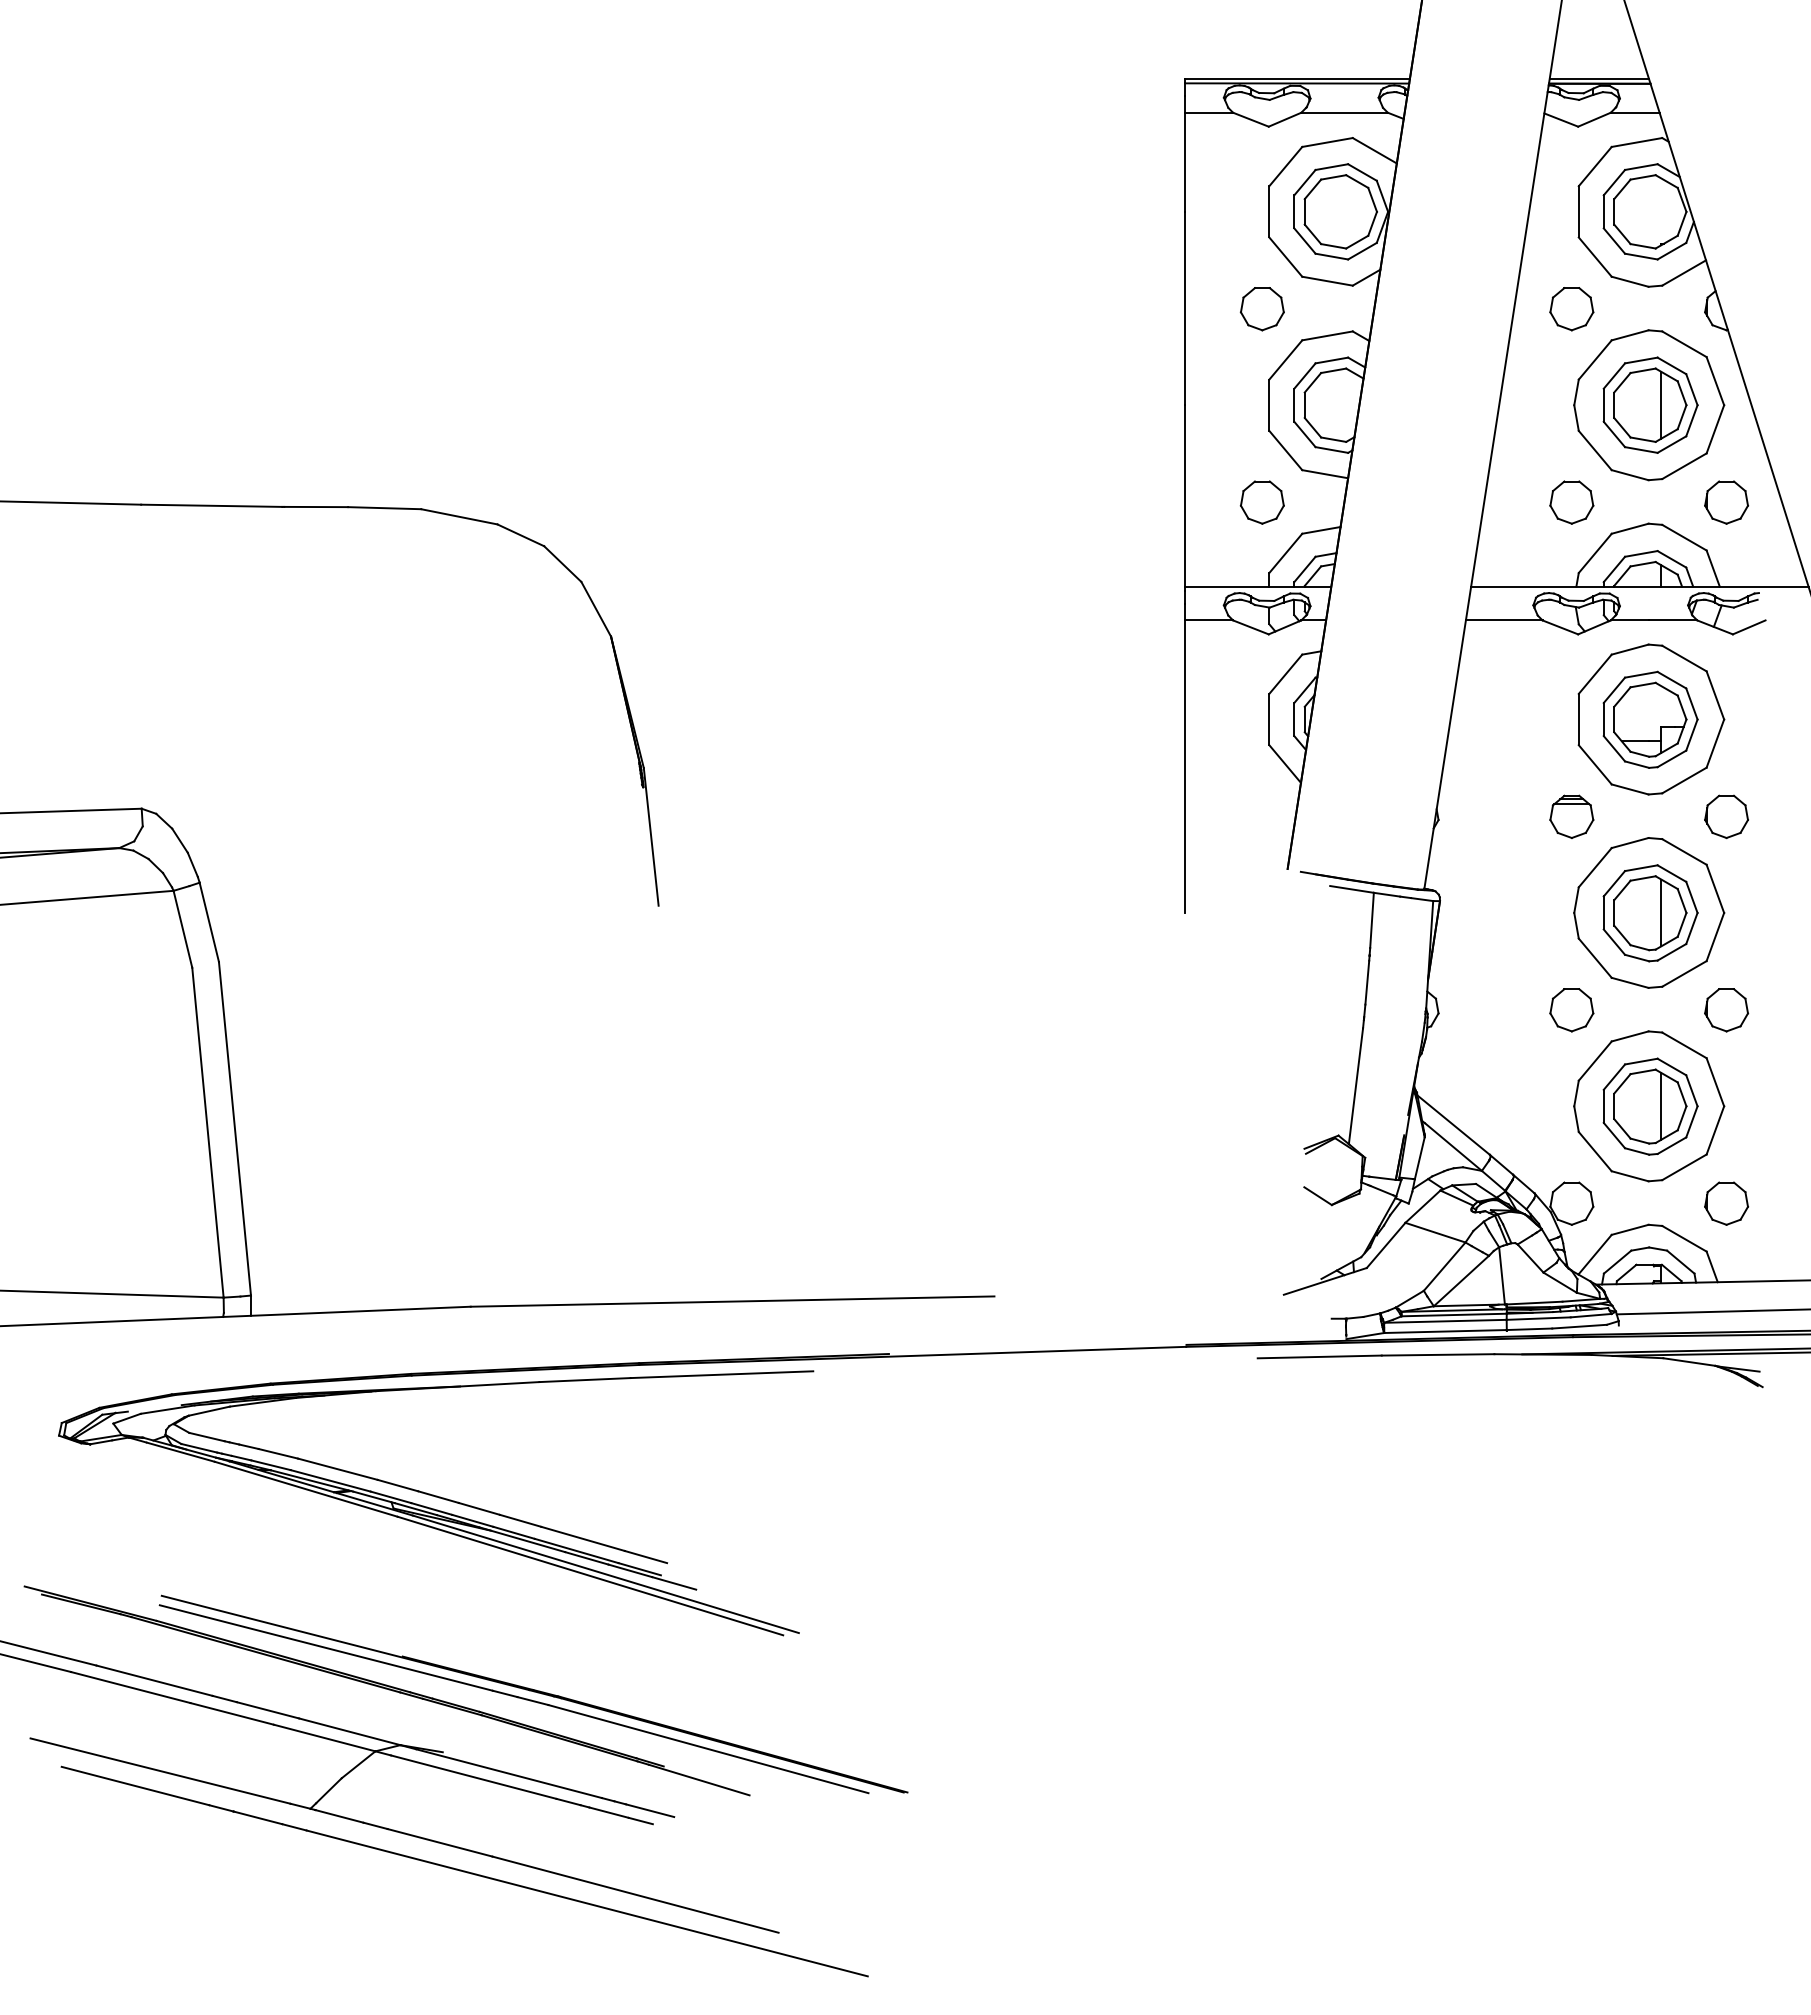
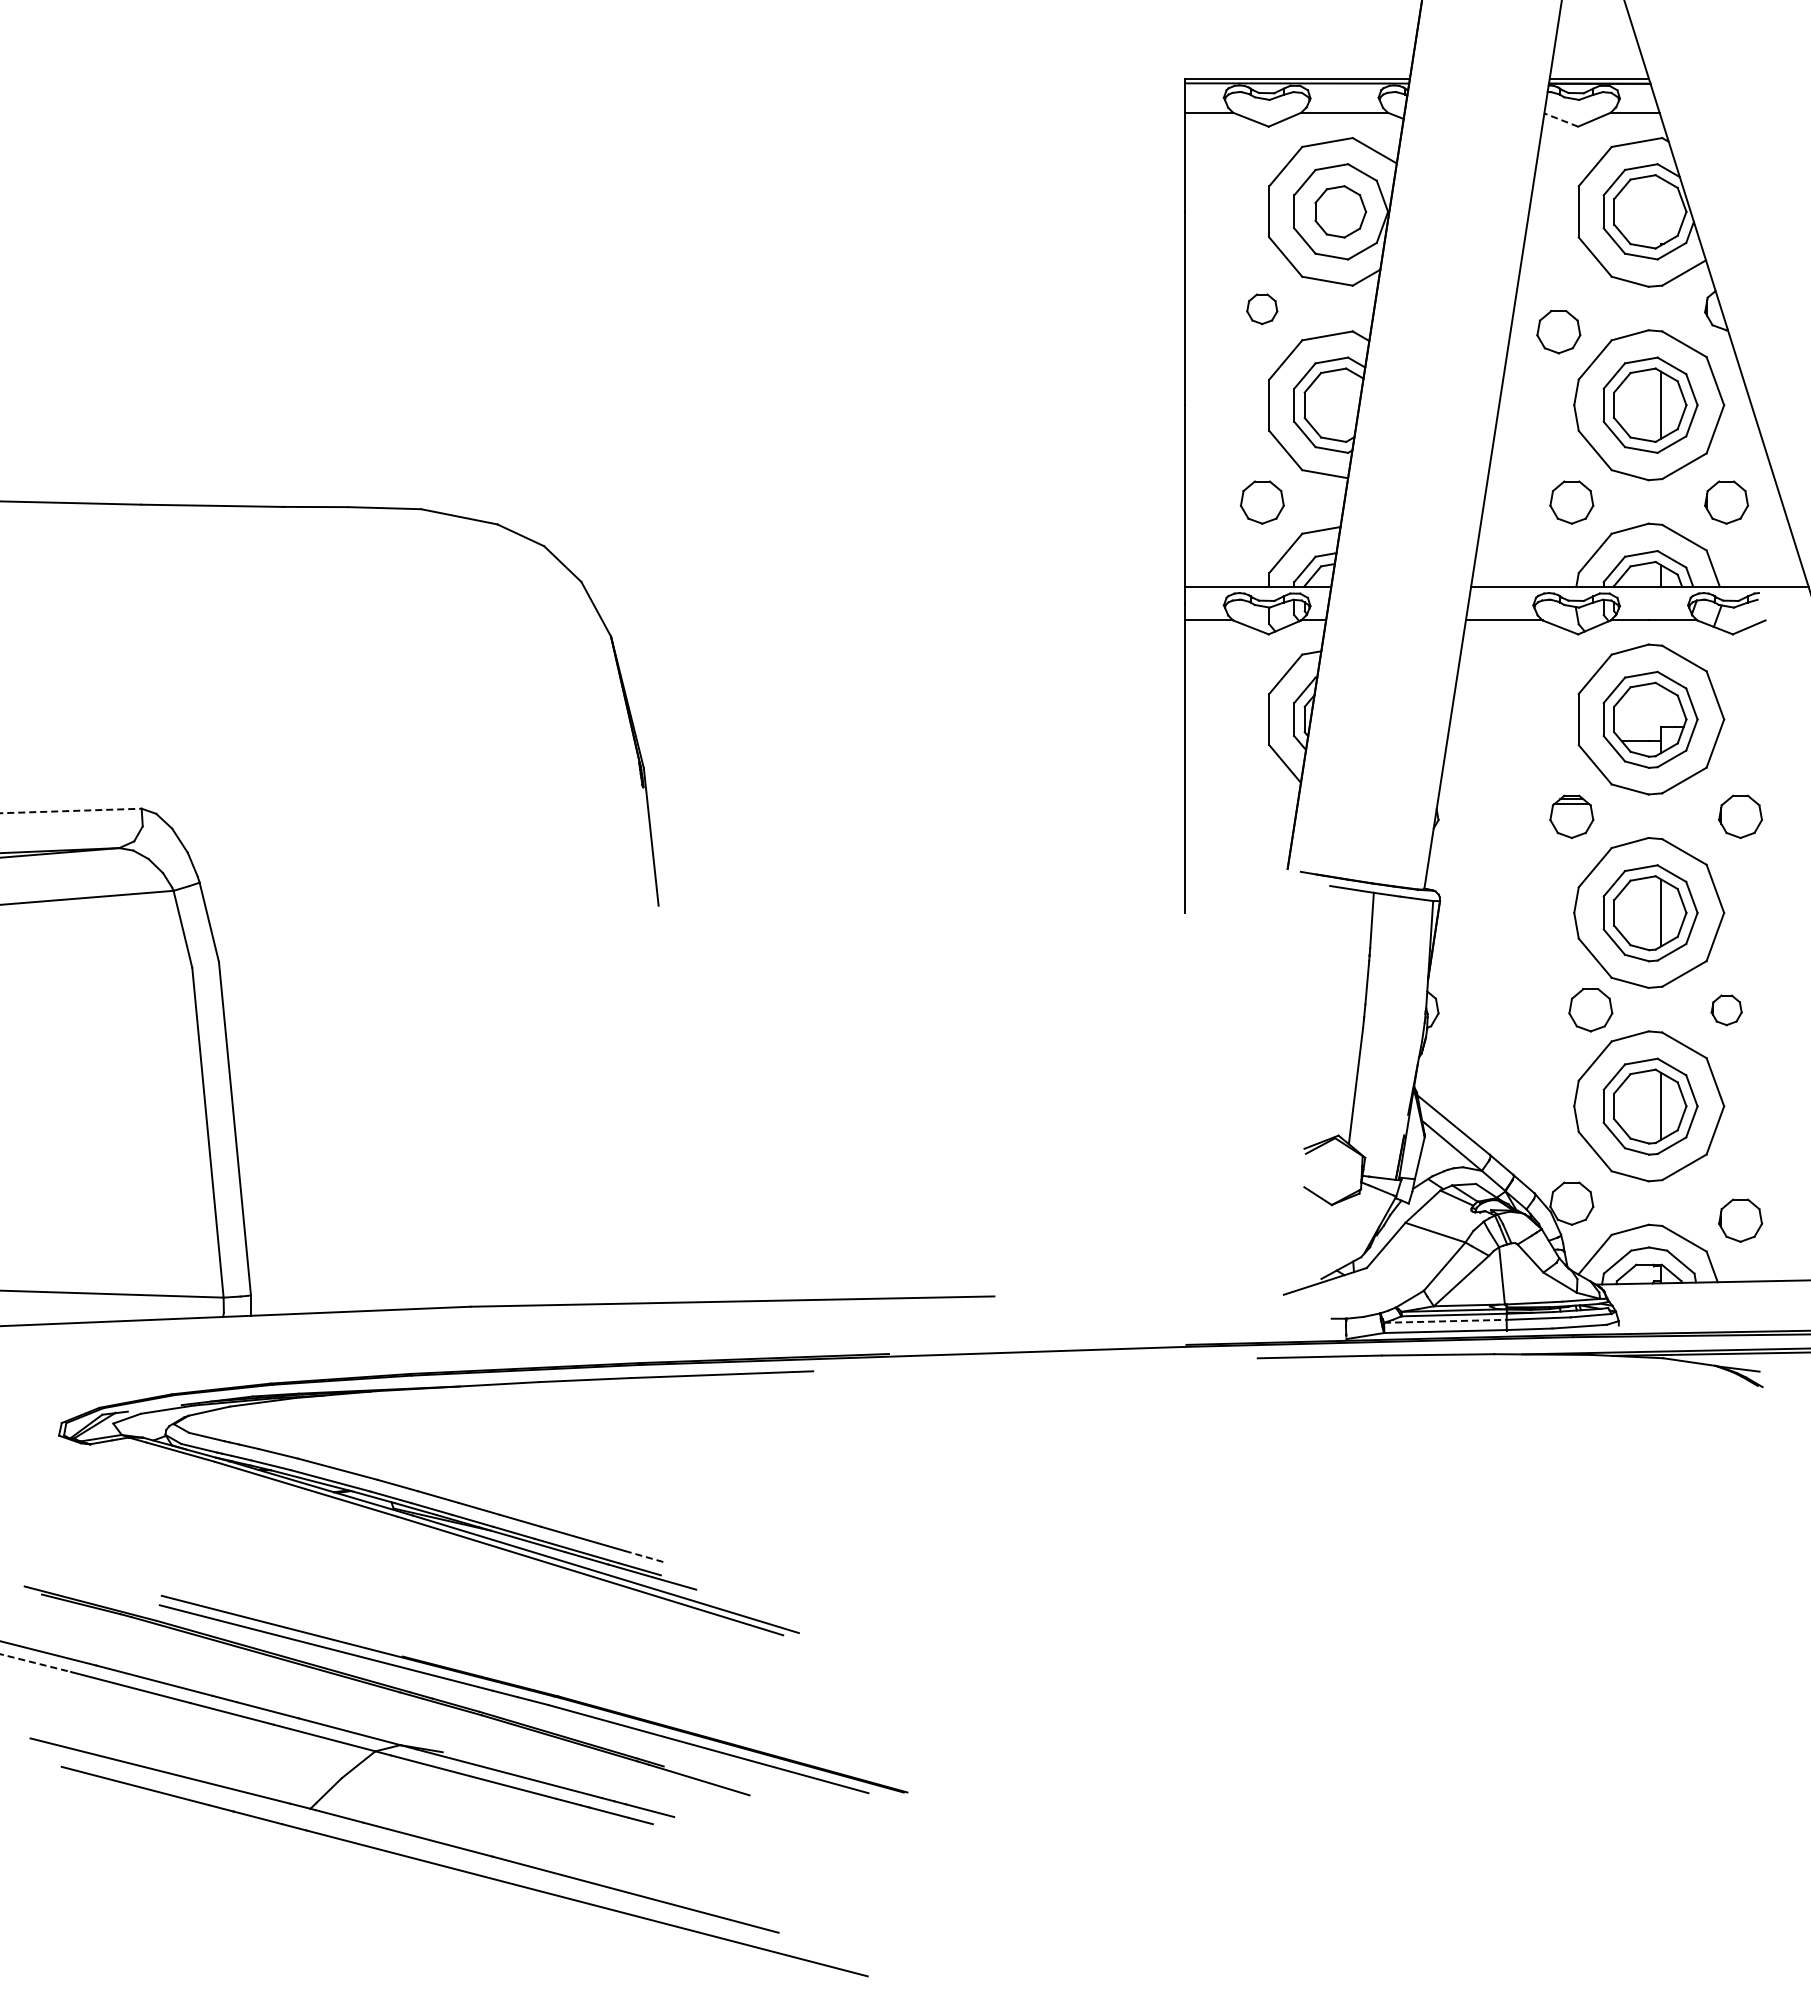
line: solid -> dashed (1560, 119)
part size: 75x76 px -> 54x54 px (1340, 211)
part size: 46x45 px -> 33x33 px (1262, 309)
part position: (1571, 309) -> (1558, 332) (1558, 332)
line: solid -> dashed (70, 811)
part position: (1726, 816) -> (1740, 816) (1740, 816)
part position: (1571, 1010) -> (1590, 1010) (1590, 1010)
part size: 46x45 px -> 33x33 px (1726, 1010)
part position: (1726, 1203) -> (1740, 1220) (1740, 1220)
line: present -> none (1711, 1311)
line: solid -> dashed (1445, 1321)
line: solid -> dashed (645, 1557)
line: solid -> dashed (36, 1663)
